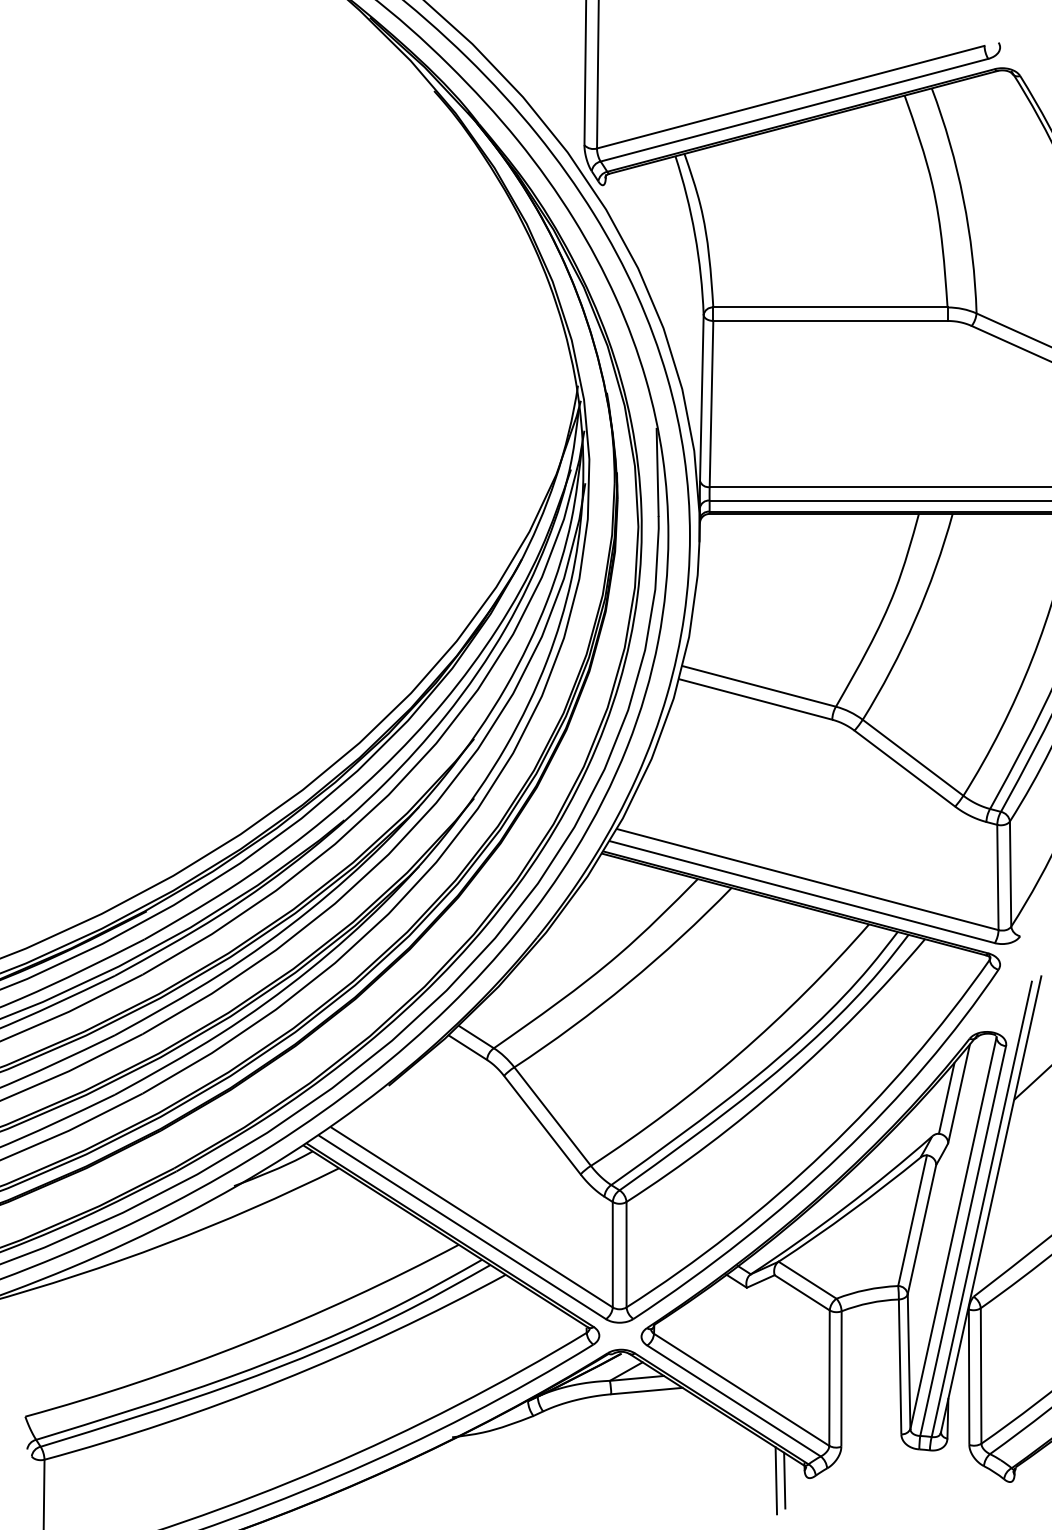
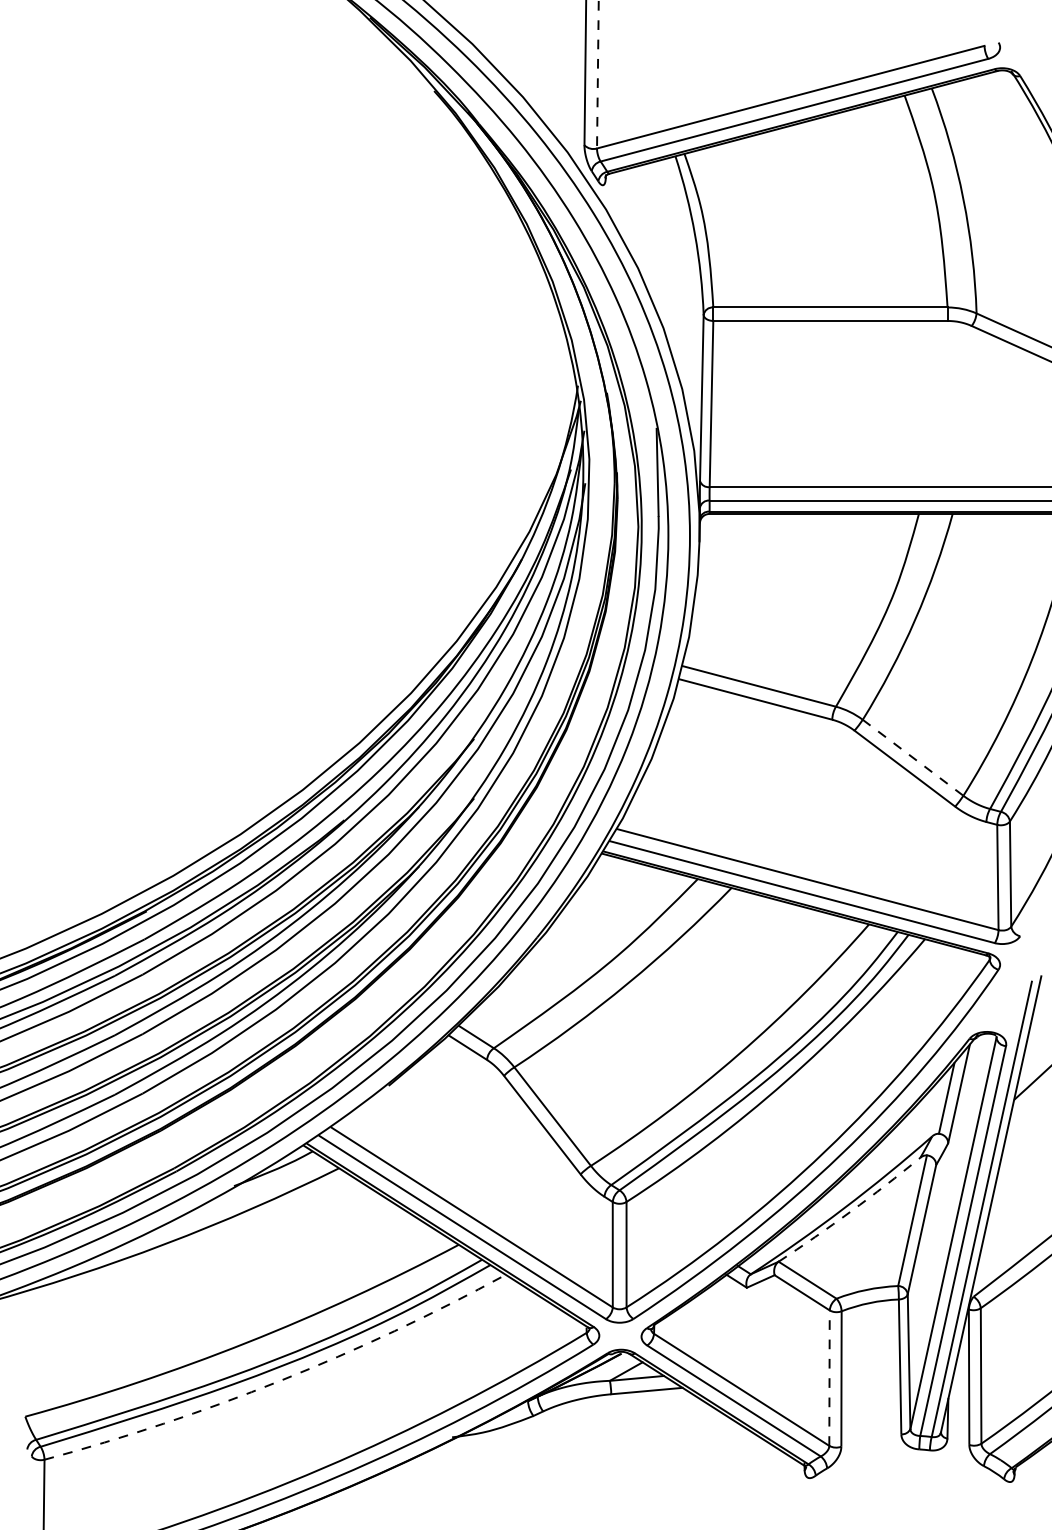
line: solid -> dashed (597, 74)
line: solid -> dashed (913, 758)
arc: solid -> dashed (850, 1211)
line: solid -> dashed (829, 1378)
arc: solid -> dashed (280, 1380)
line: present -> none (776, 1480)
line: present -> none (784, 1480)
